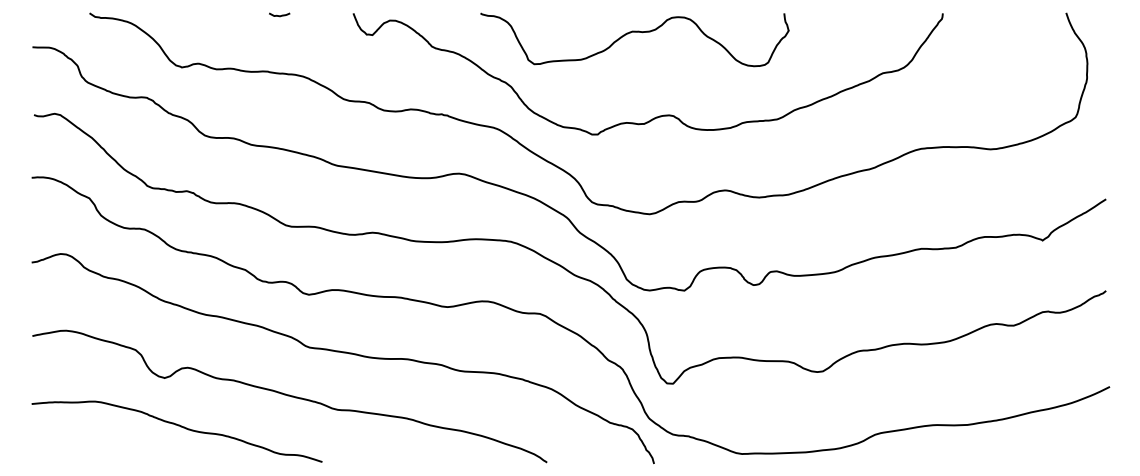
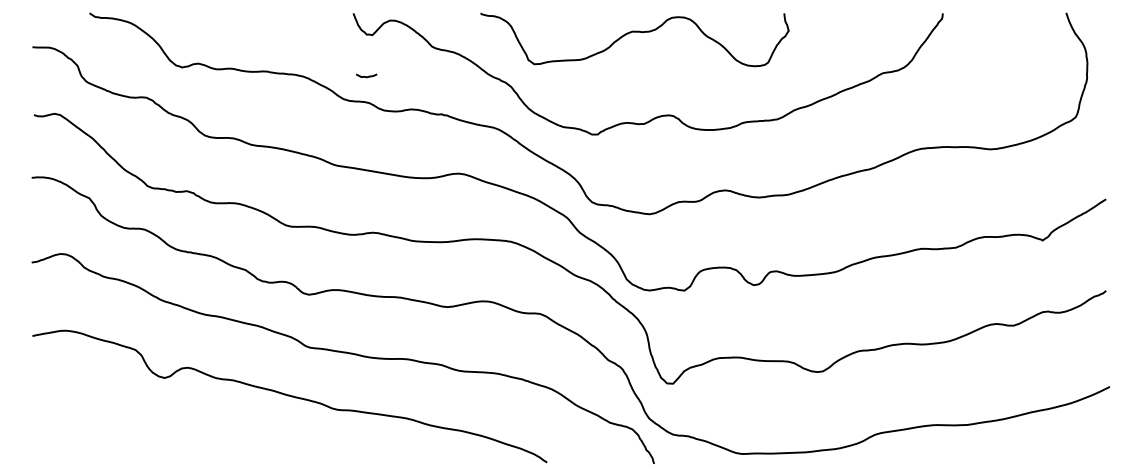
curve position: (279, 15) -> (366, 76) (366, 76)
curve: present -> none (178, 426)
